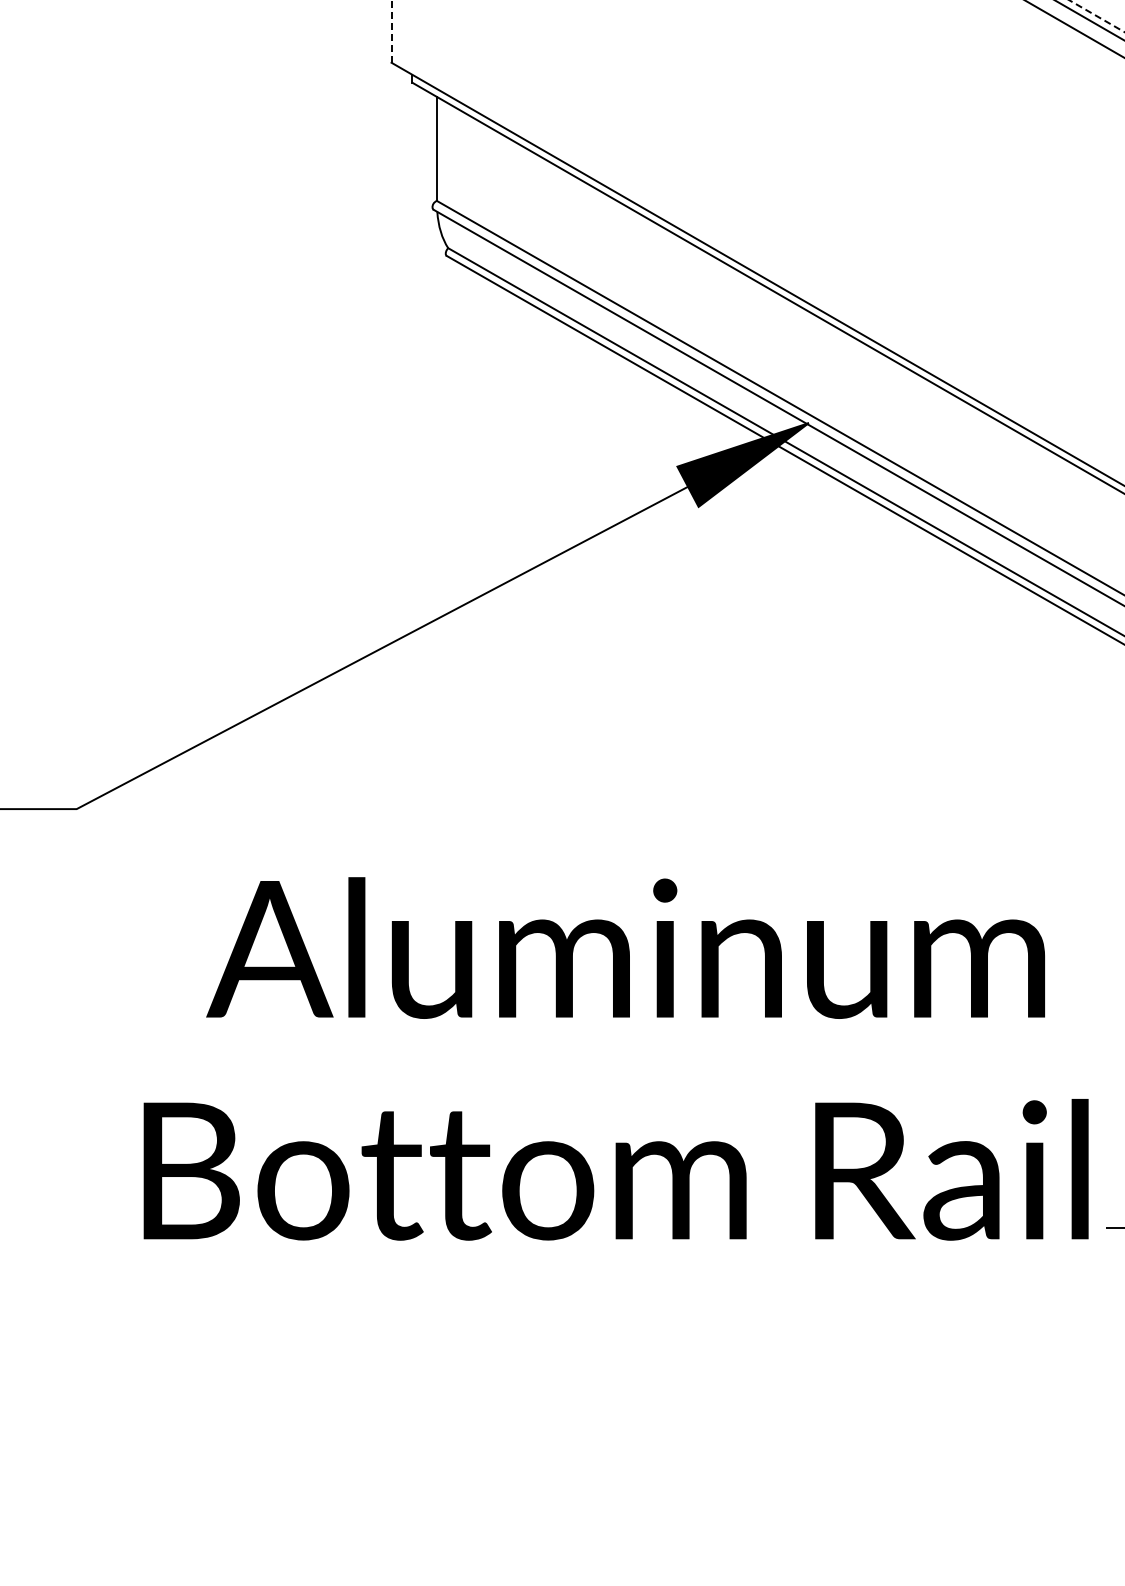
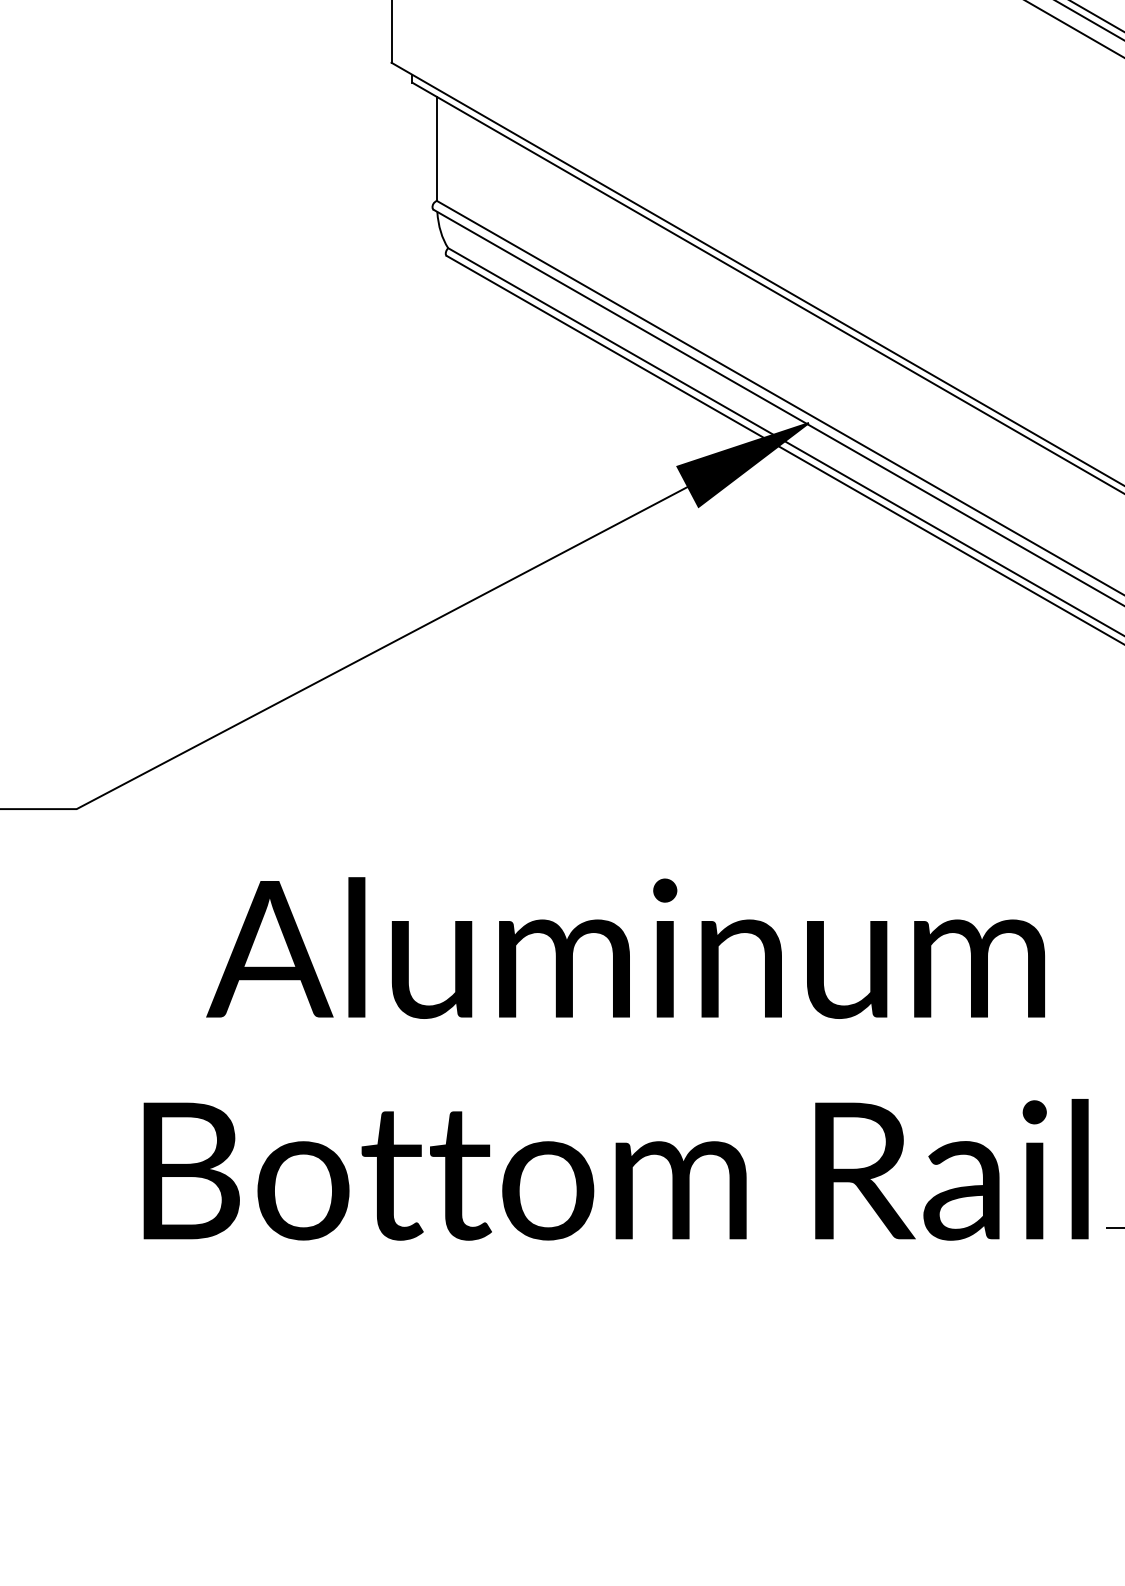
line: dashed -> solid (1096, 16)
line: dashed -> solid (391, 31)
